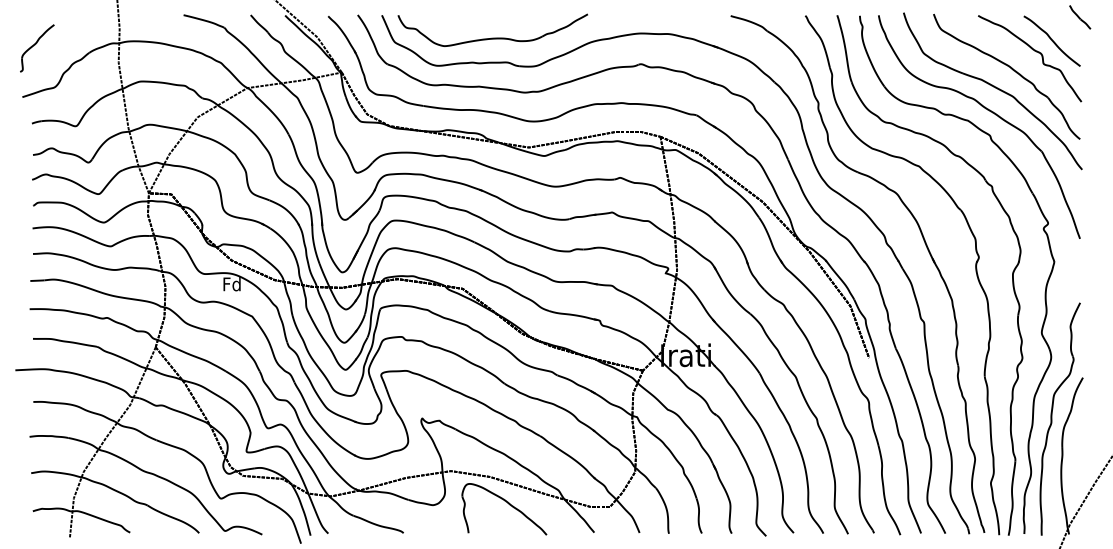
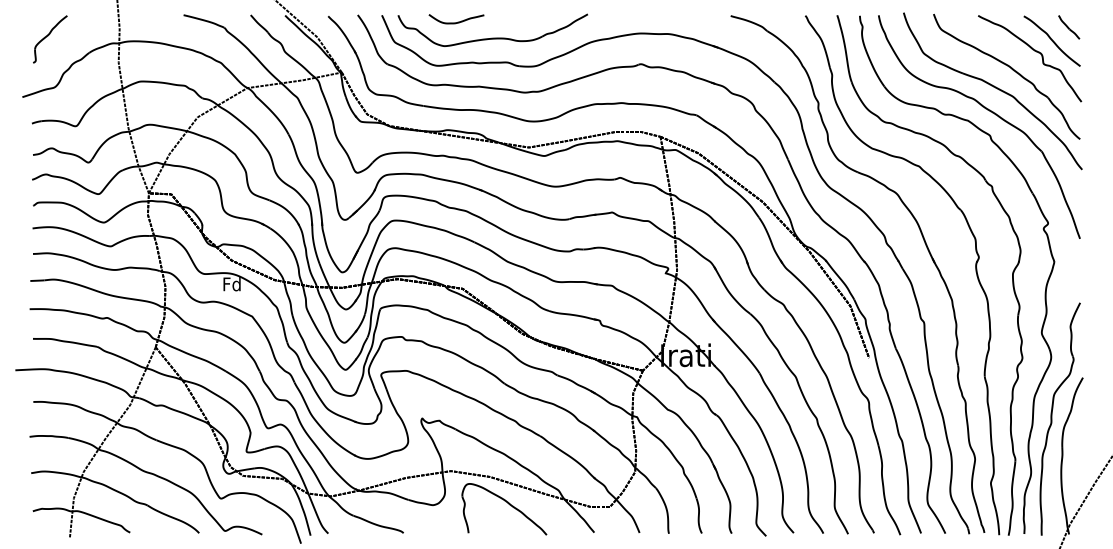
line position: (1080, 17) -> (1069, 27) (1069, 27)
curve: none -> present (457, 21)
part position: (37, 48) -> (50, 39) (50, 39)
